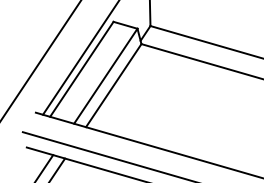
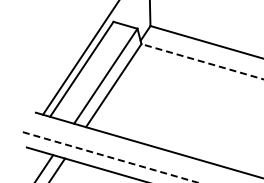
line: present -> none (40, 60)
line: solid -> dashed (201, 61)
line: solid -> dashed (111, 157)
